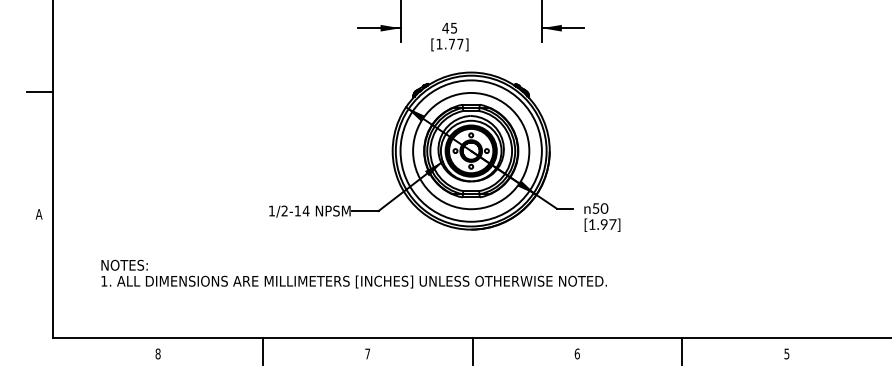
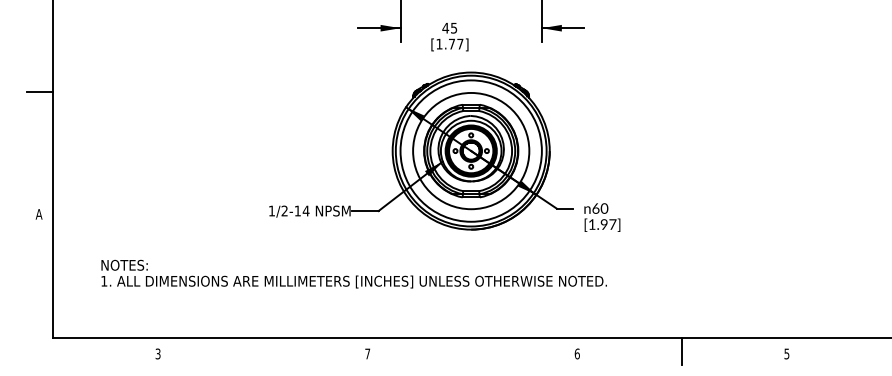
text: 50 -> 60 (595, 208)
line: present -> none (262, 351)
line: present -> none (472, 351)
text: 8 -> 3 (157, 353)
